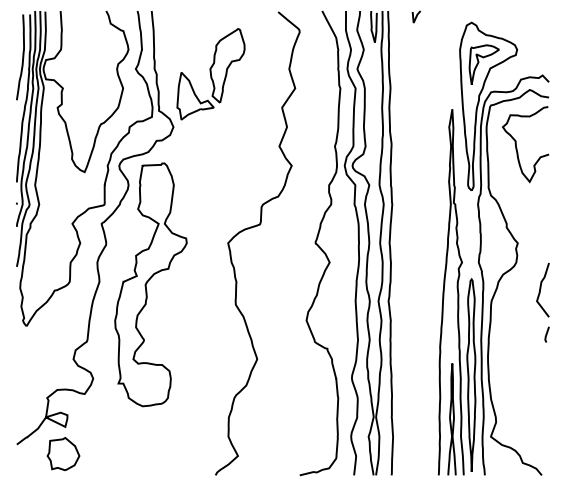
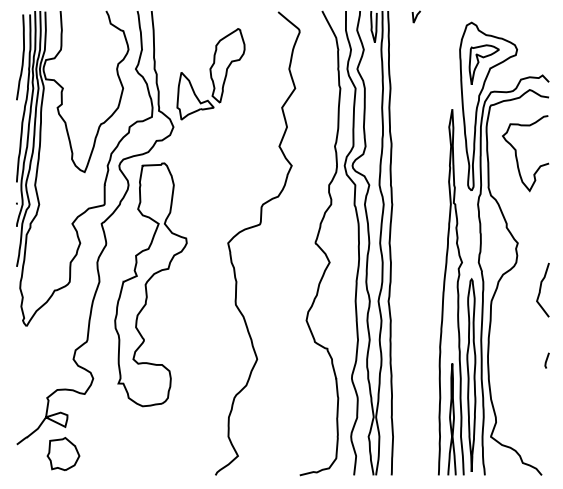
curve position: (517, 147) -> (517, 156) (517, 156)
line position: (546, 334) -> (546, 360) (546, 360)
